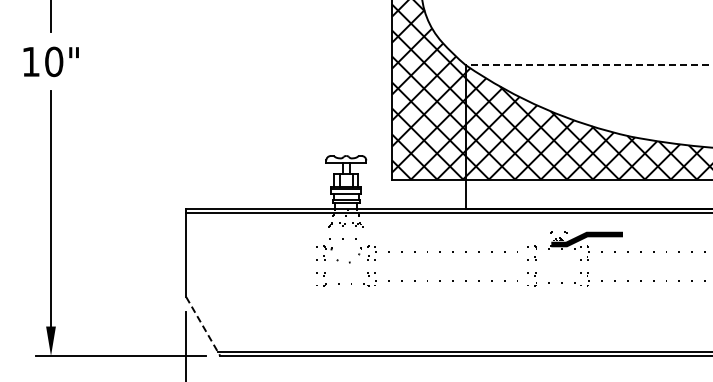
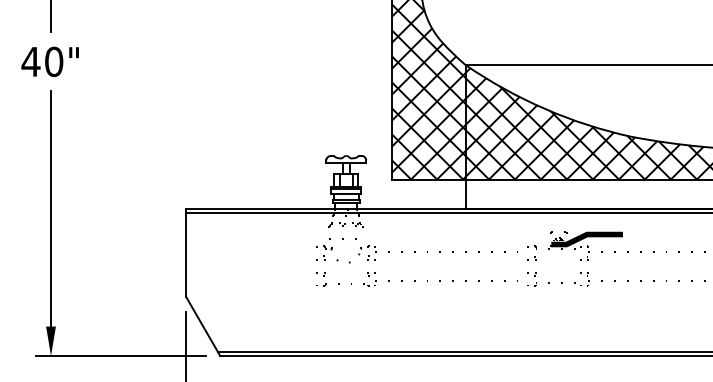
text: 10" -> 40" (30, 61)
line: dashed -> solid (588, 65)
line: dashed -> solid (203, 326)
